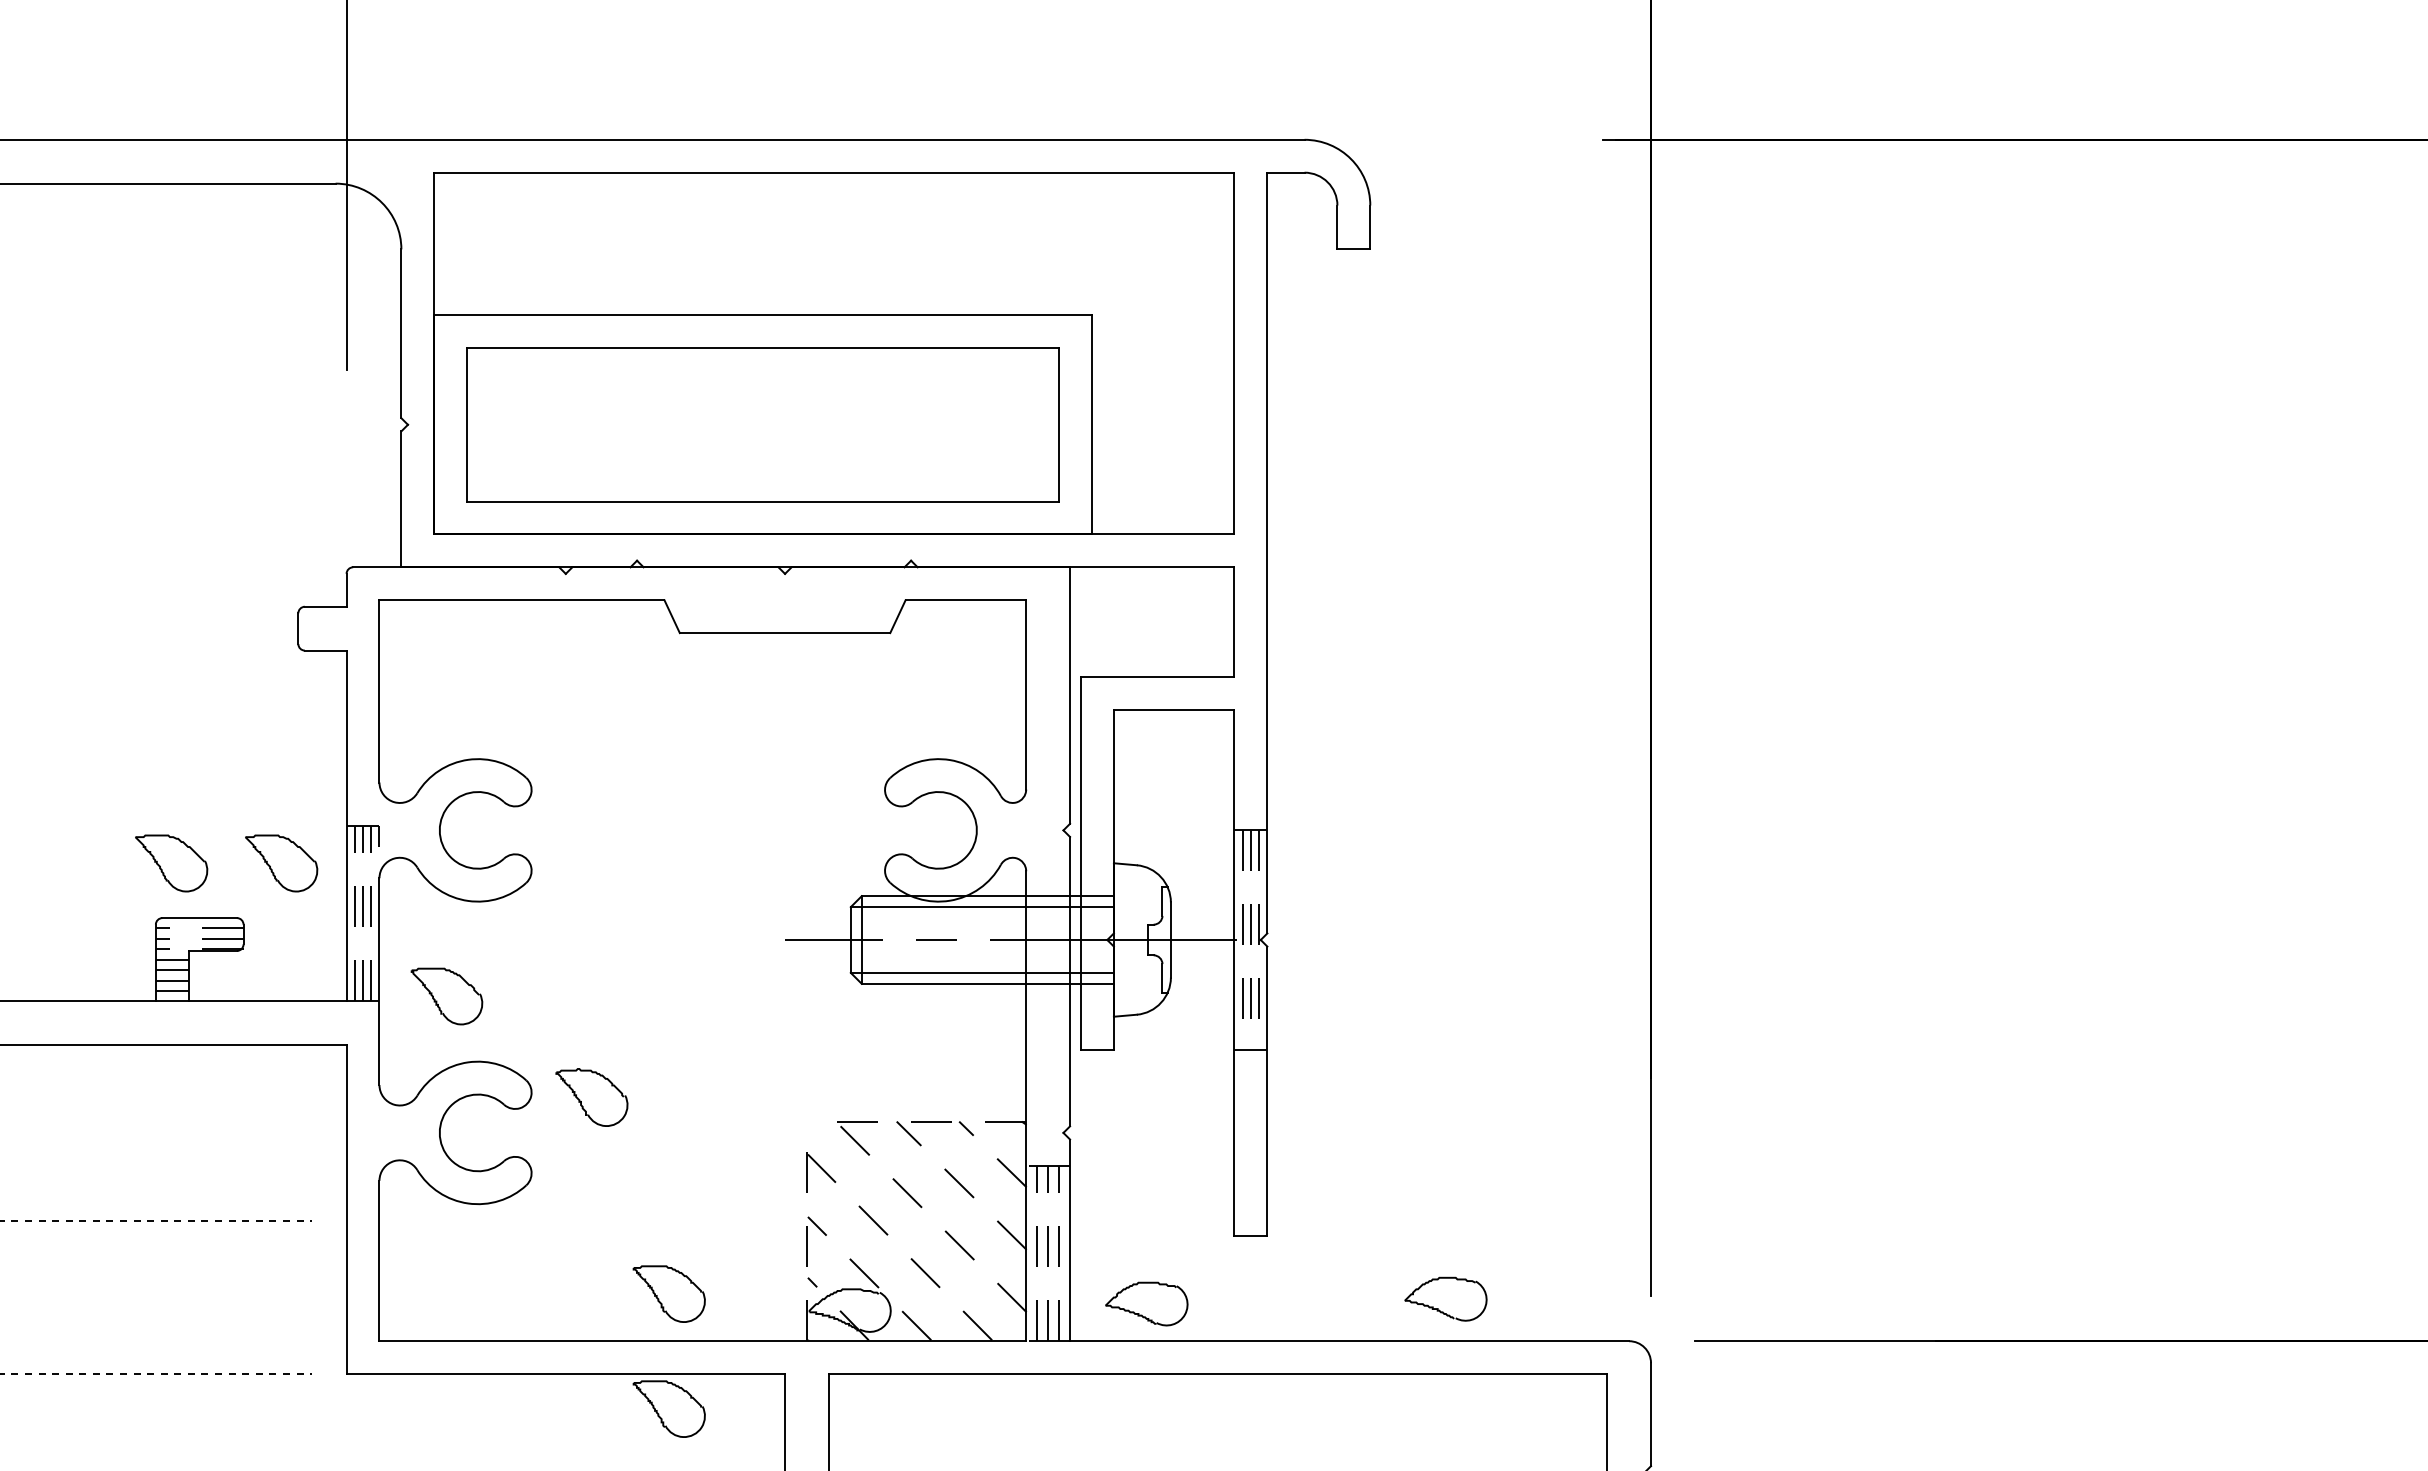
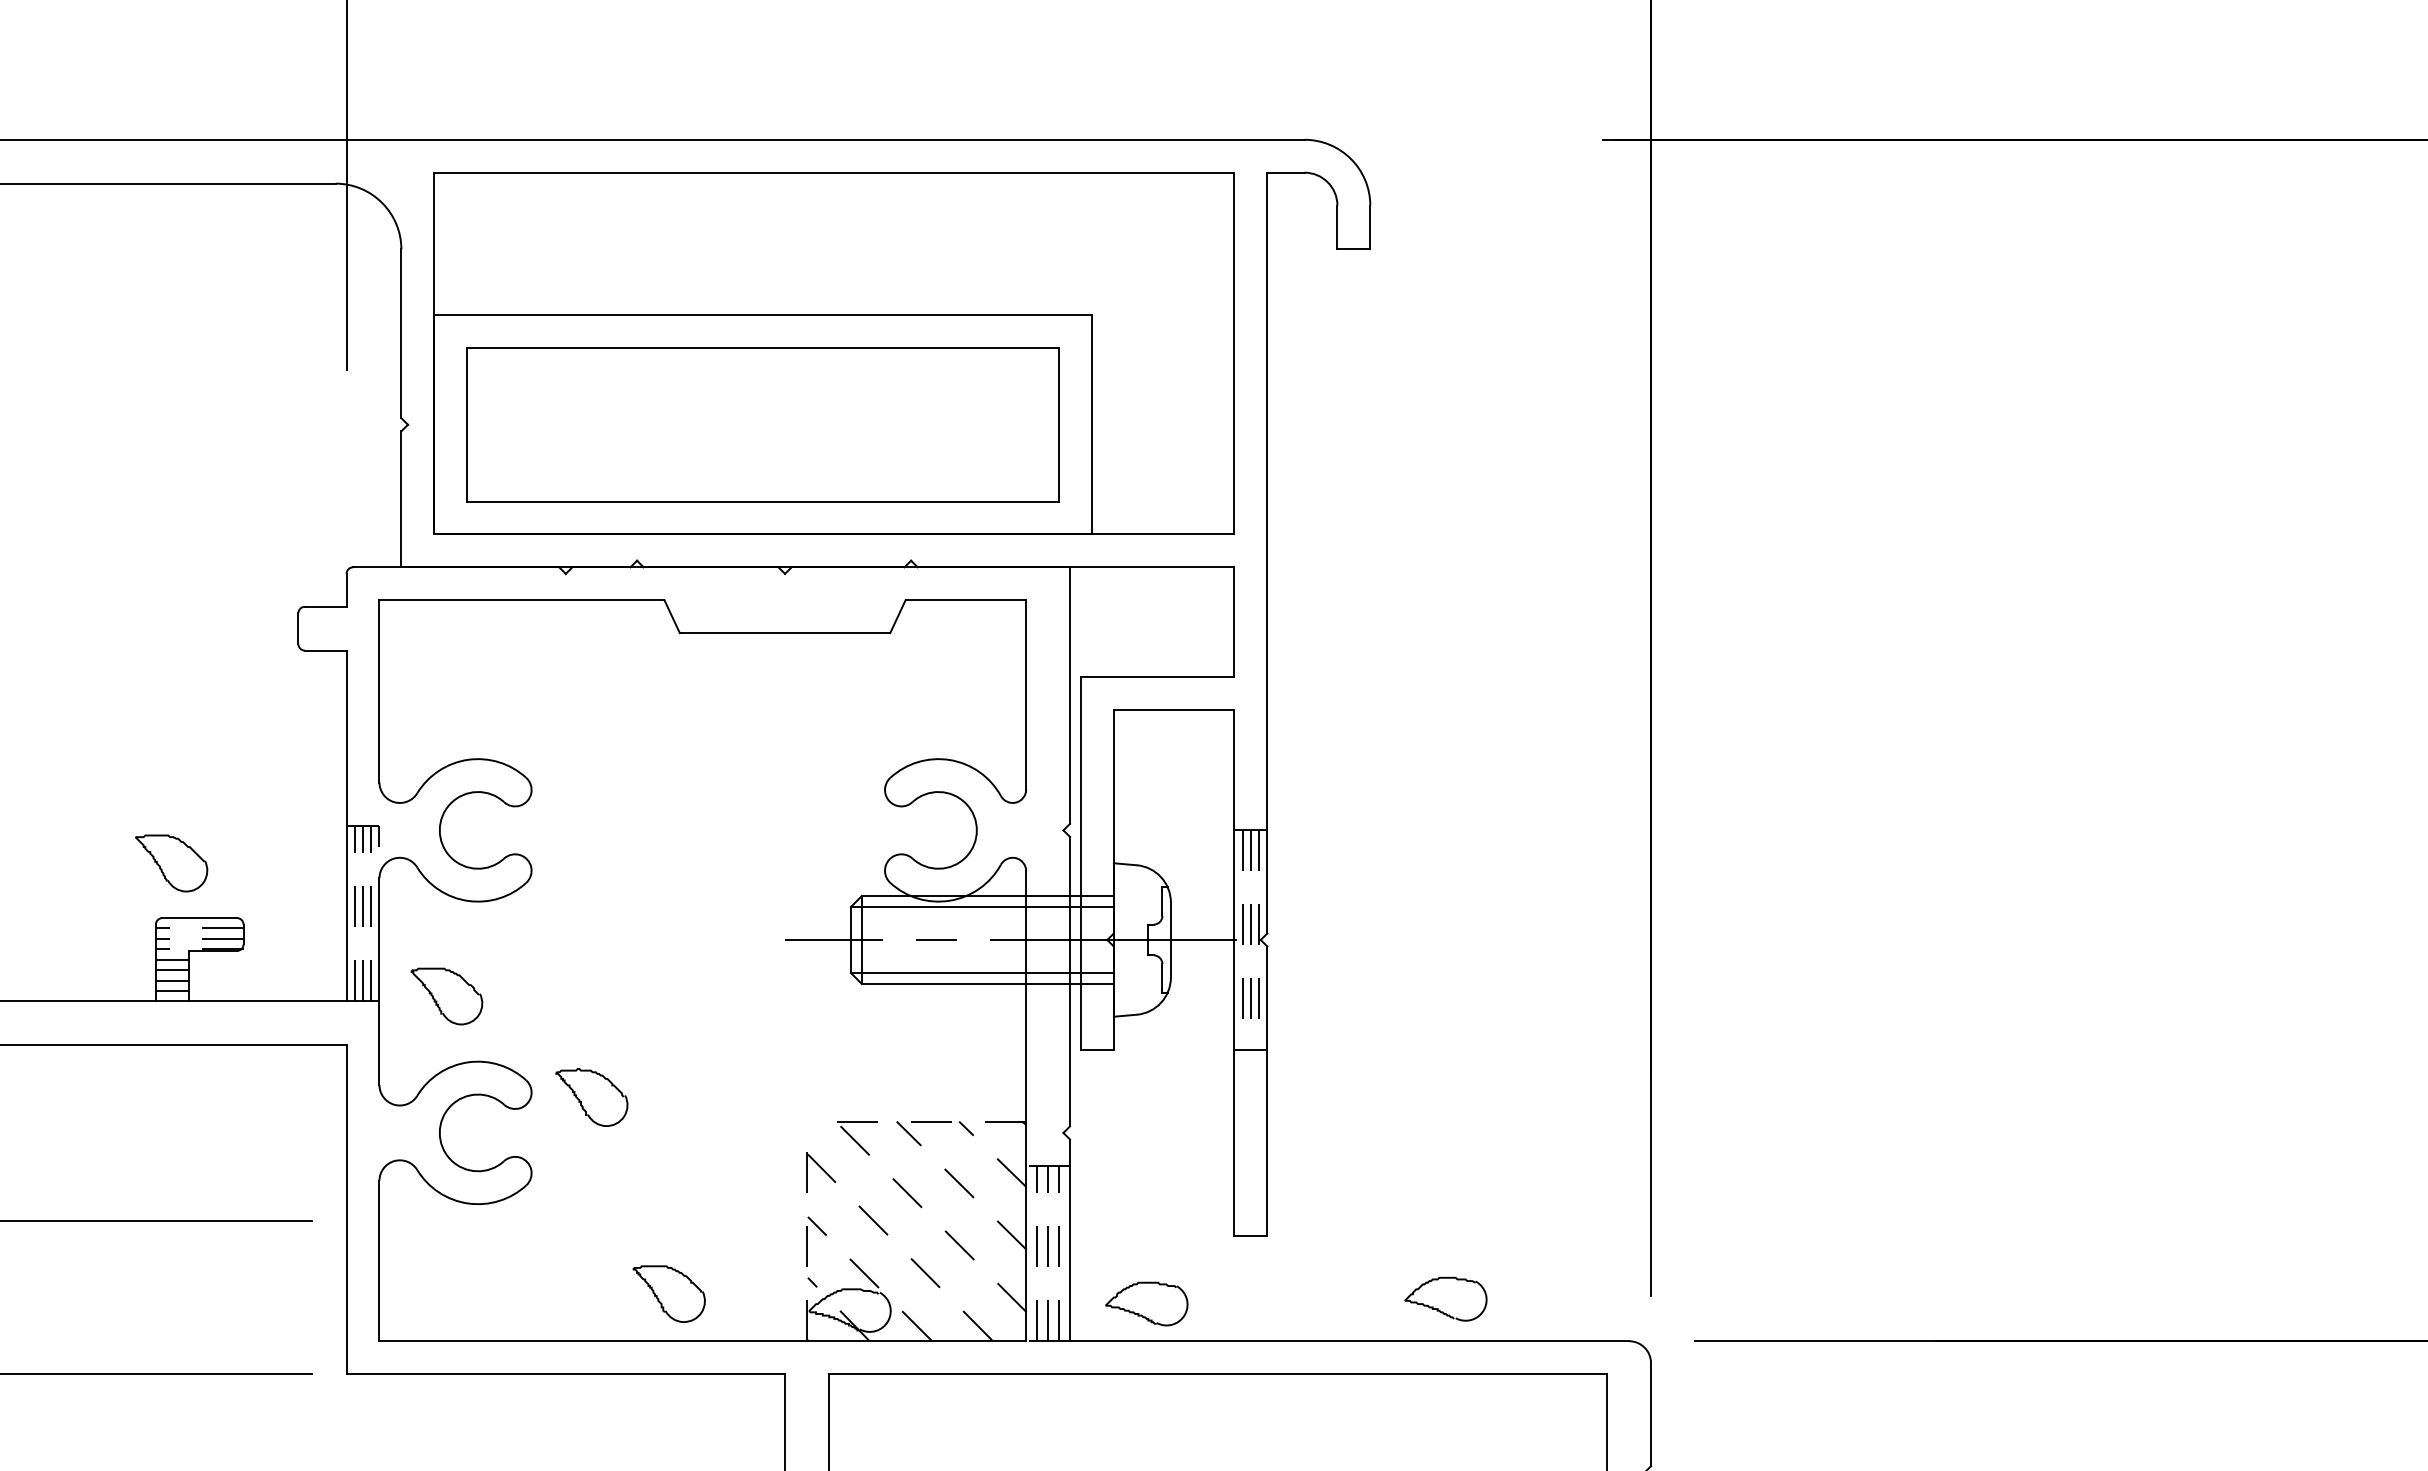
part: present -> none (281, 863)
line: dashed -> solid (155, 1220)
line: dashed -> solid (155, 1374)
part: present -> none (668, 1408)
